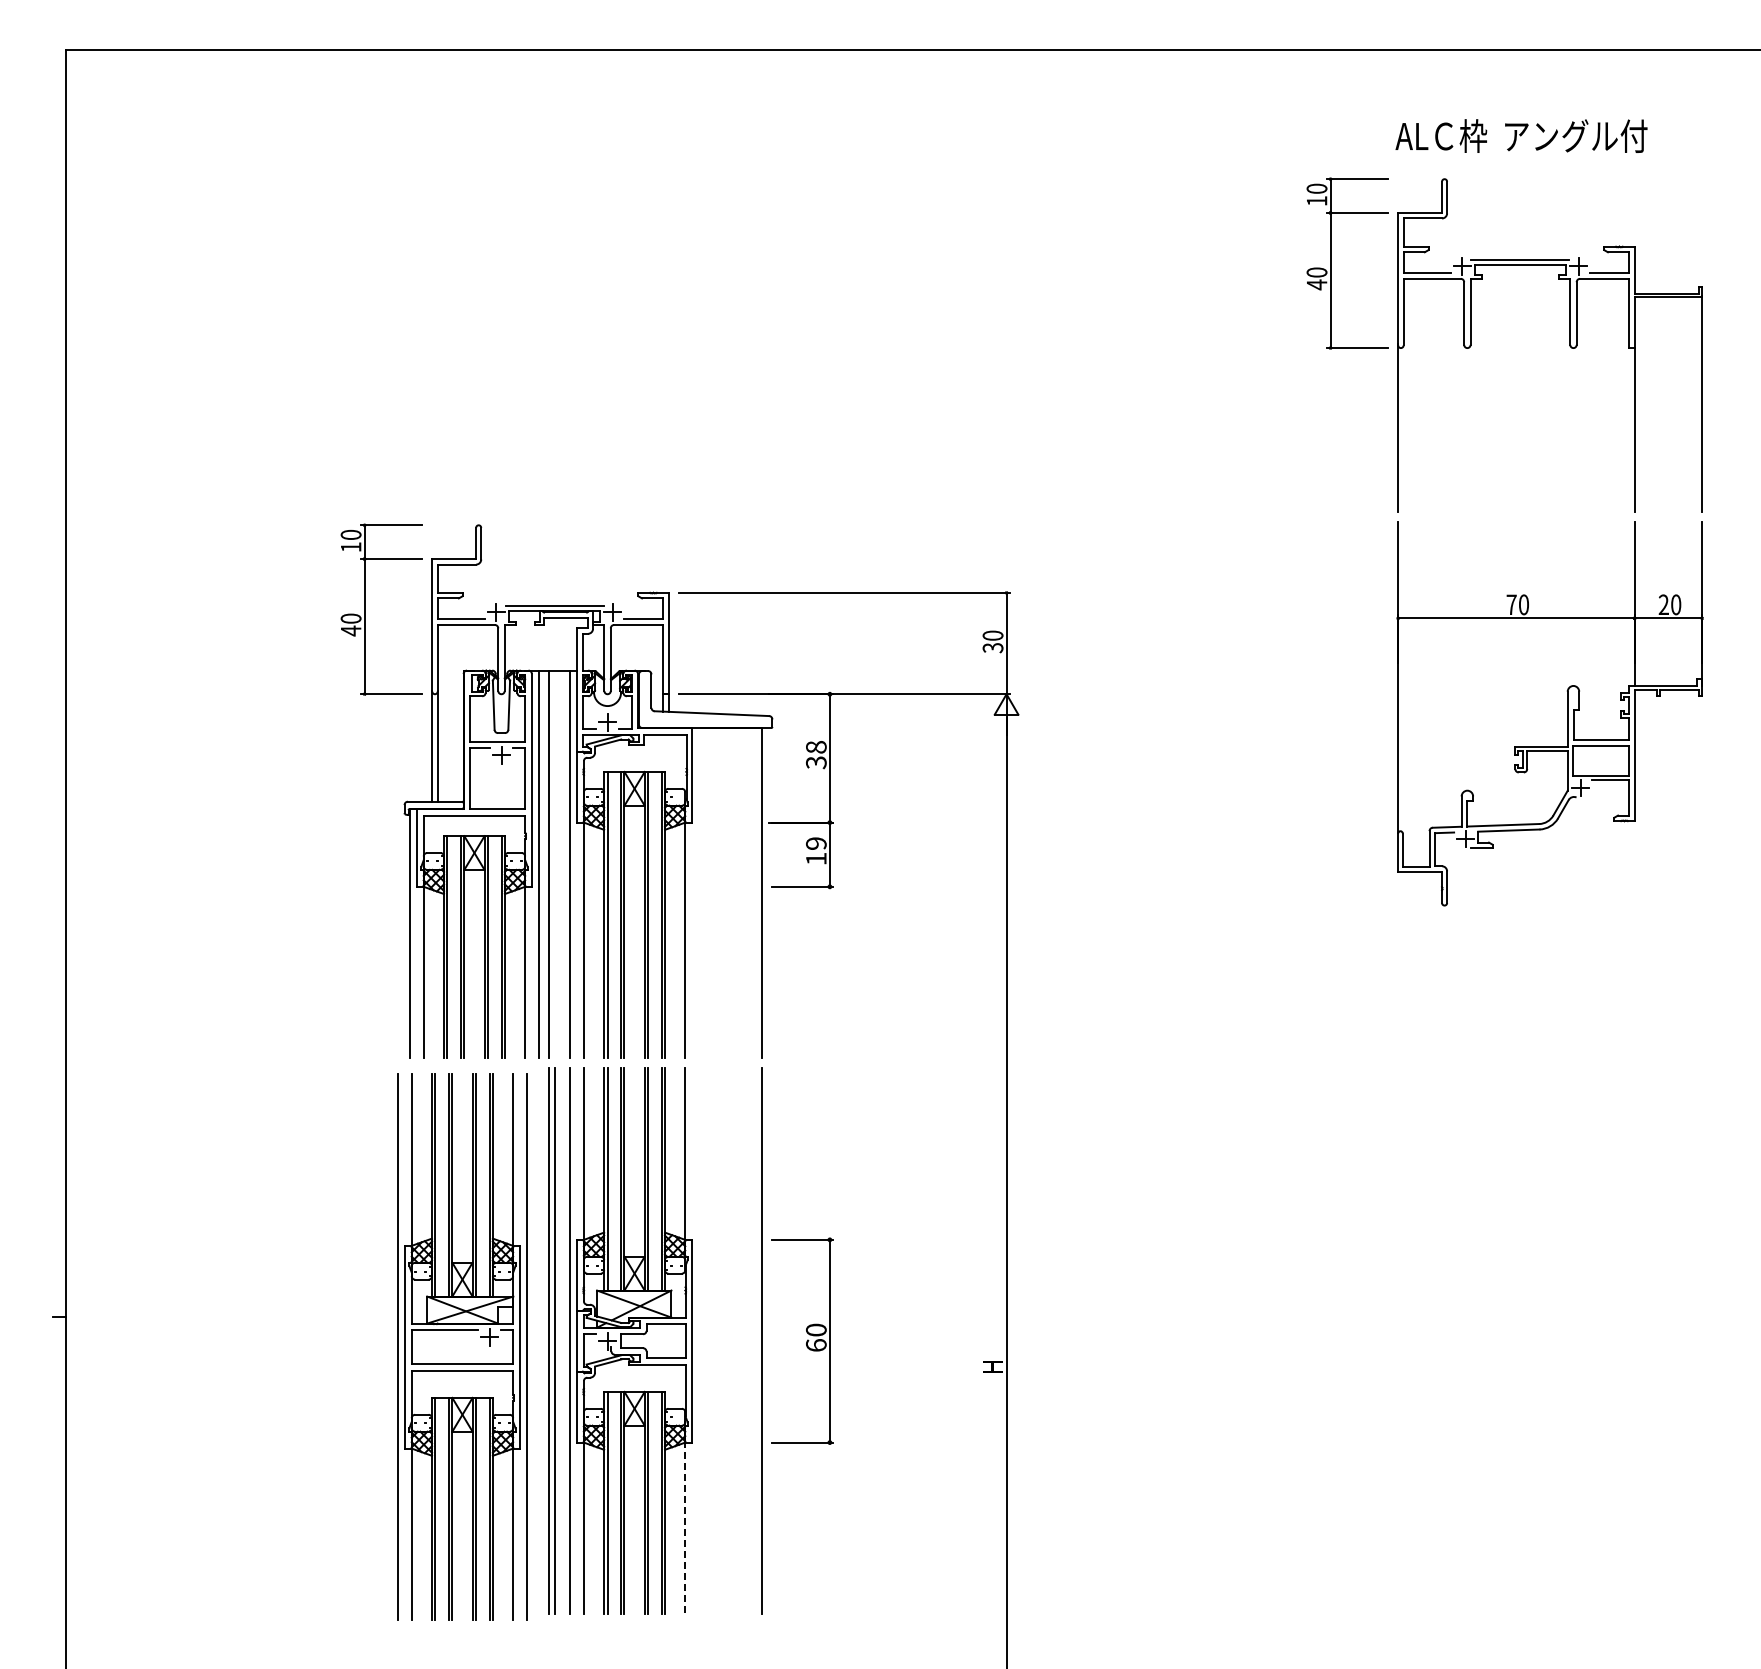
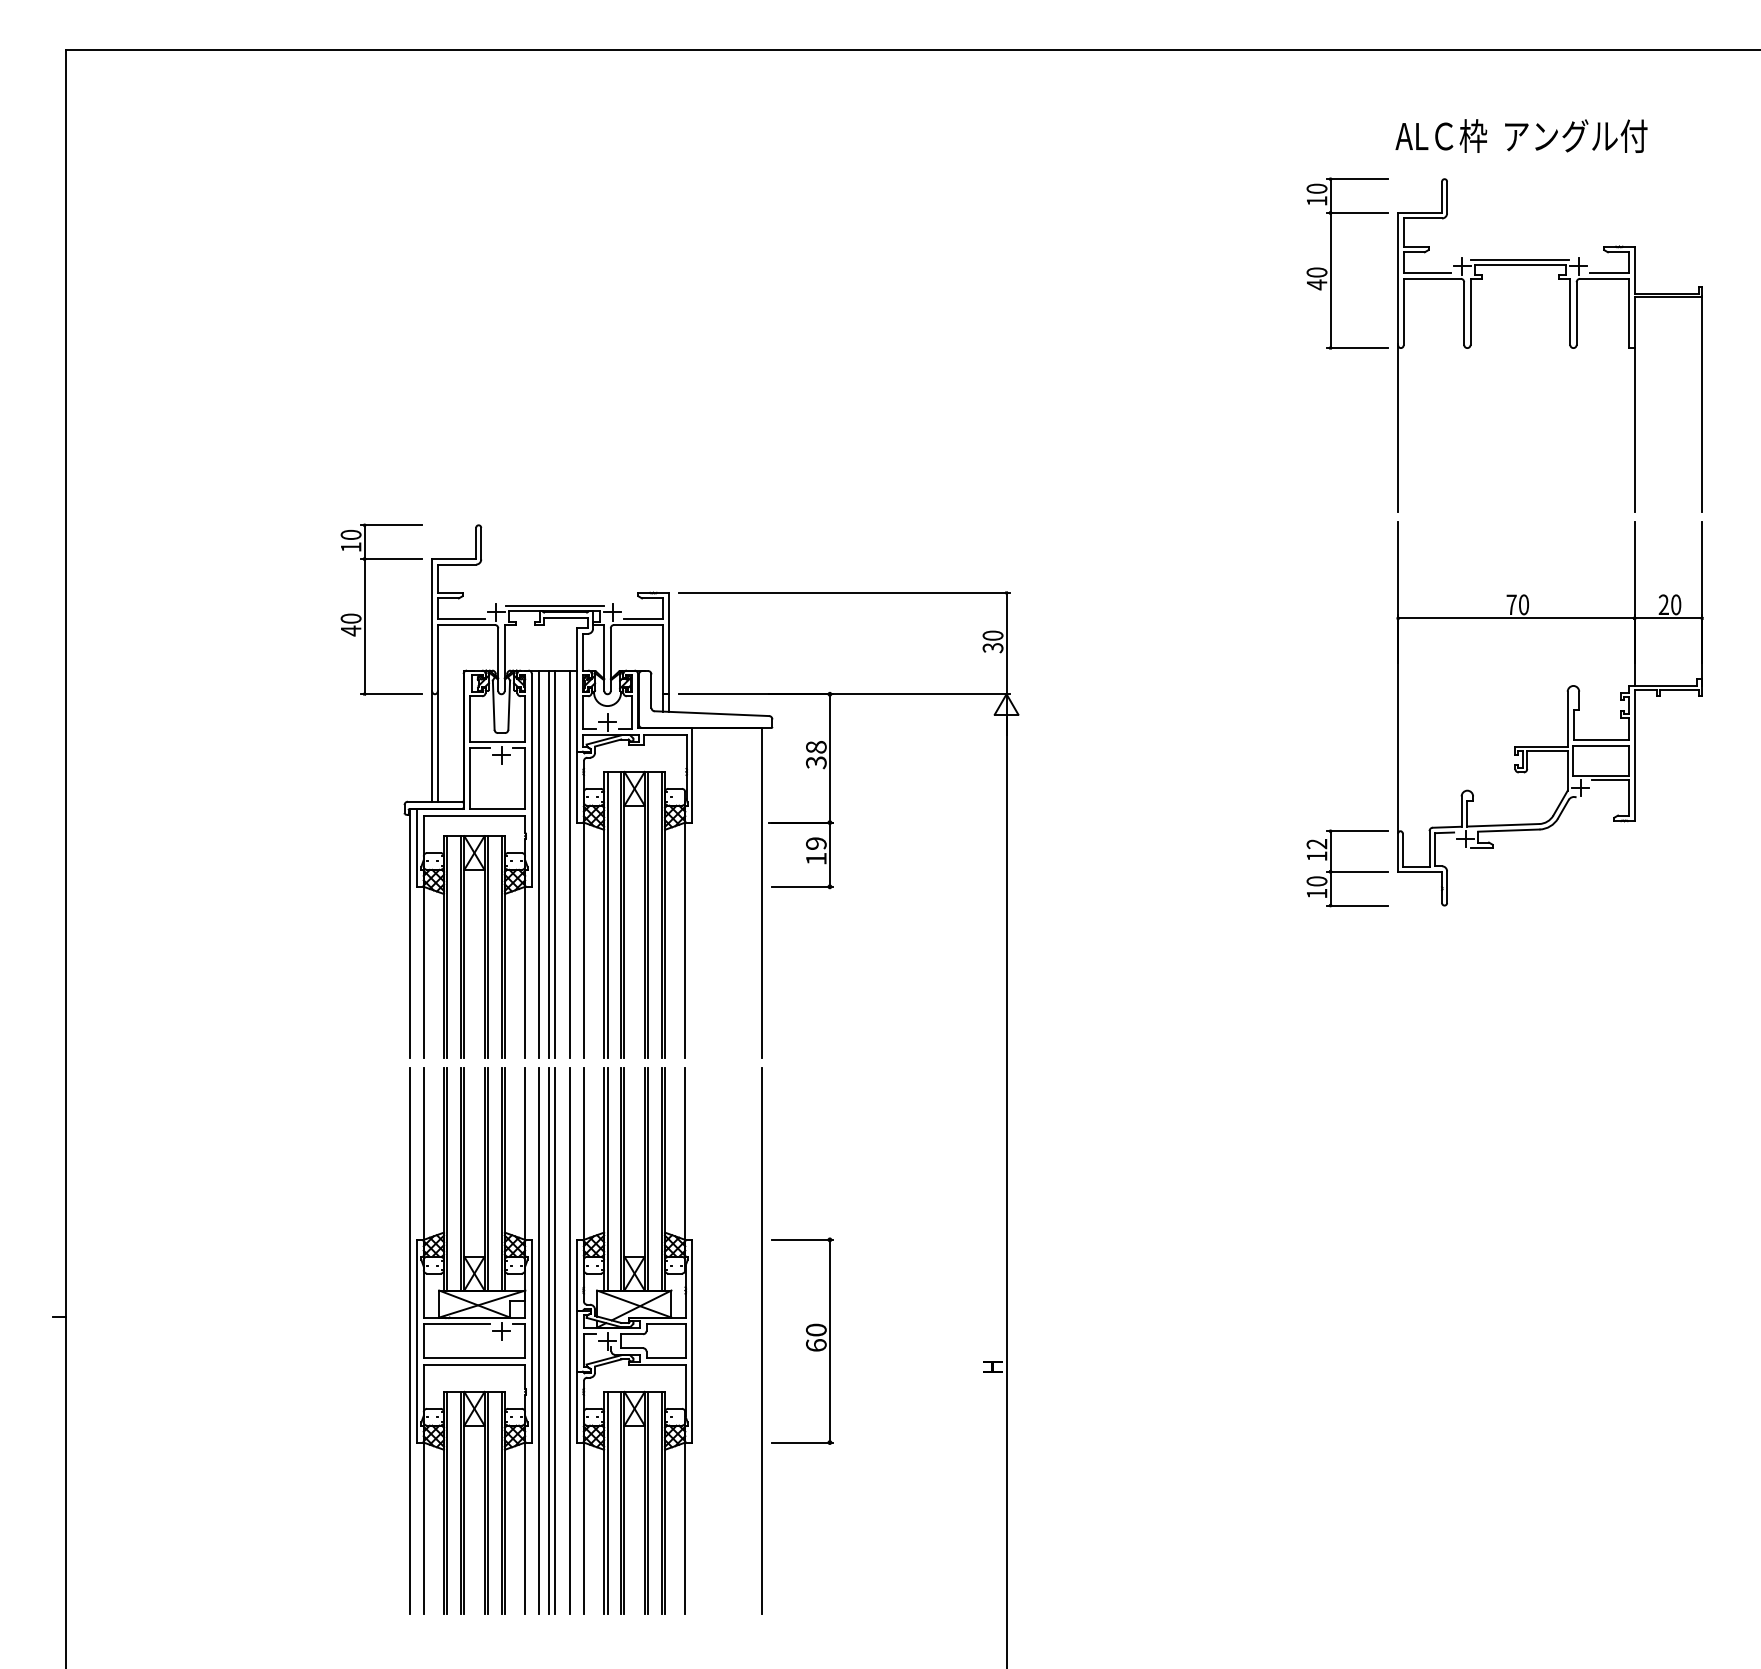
line: none -> present (554, 864)
part: none -> present (1347, 868)
part position: (462, 1346) -> (474, 1340) (474, 1340)
line: dashed -> solid (685, 1527)
